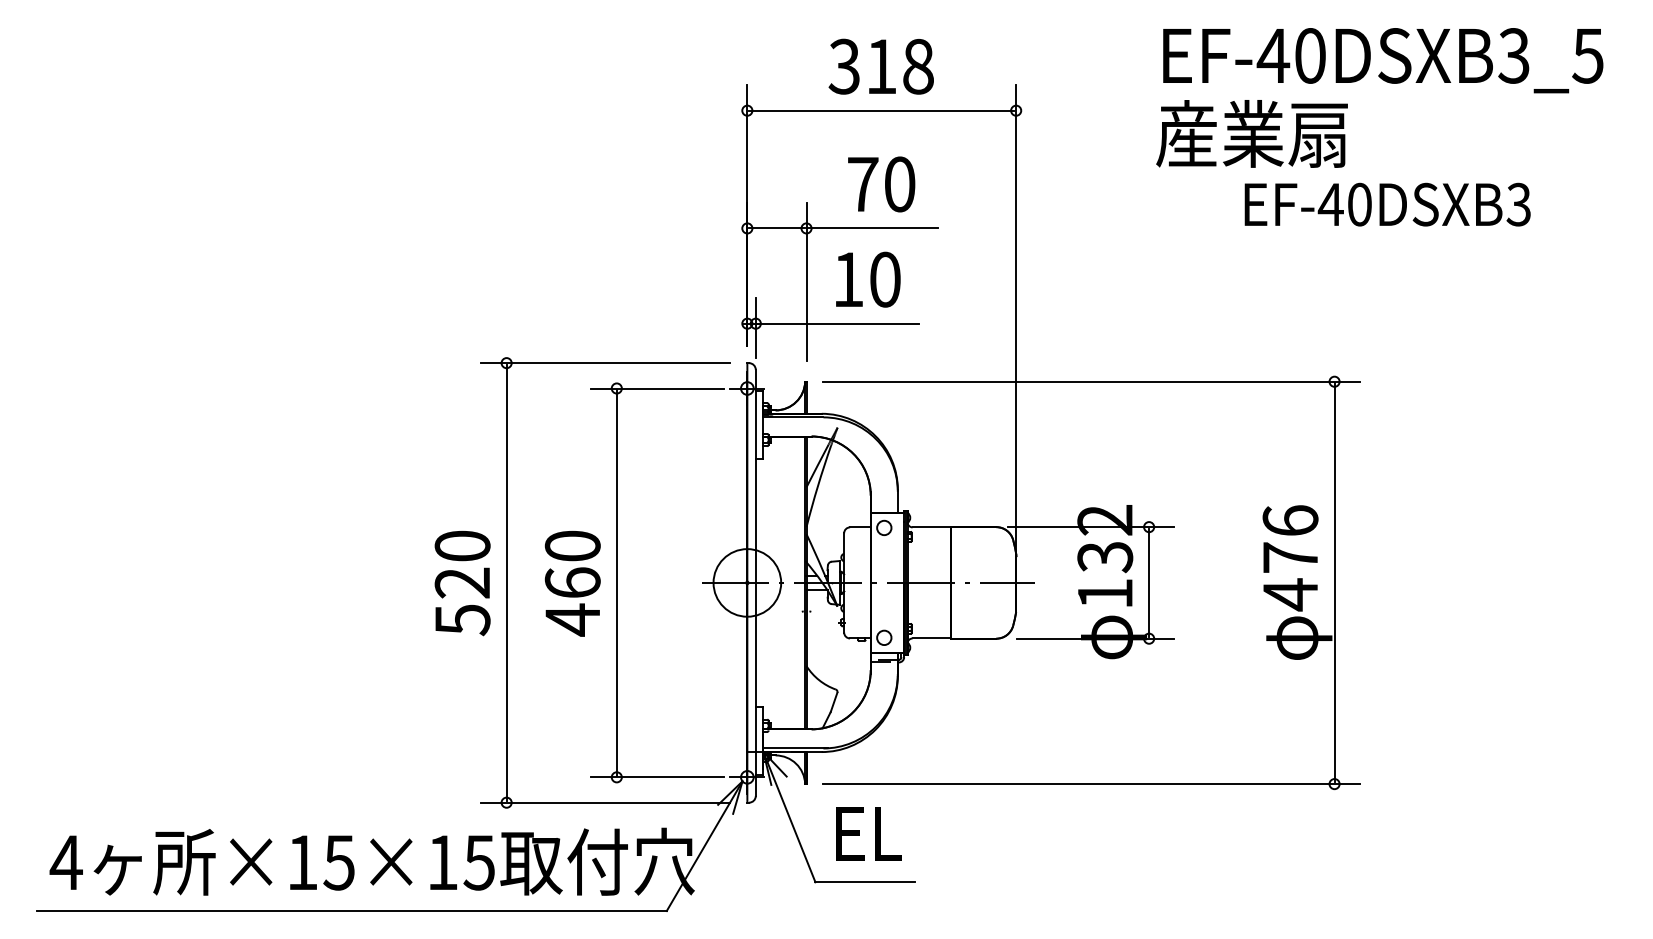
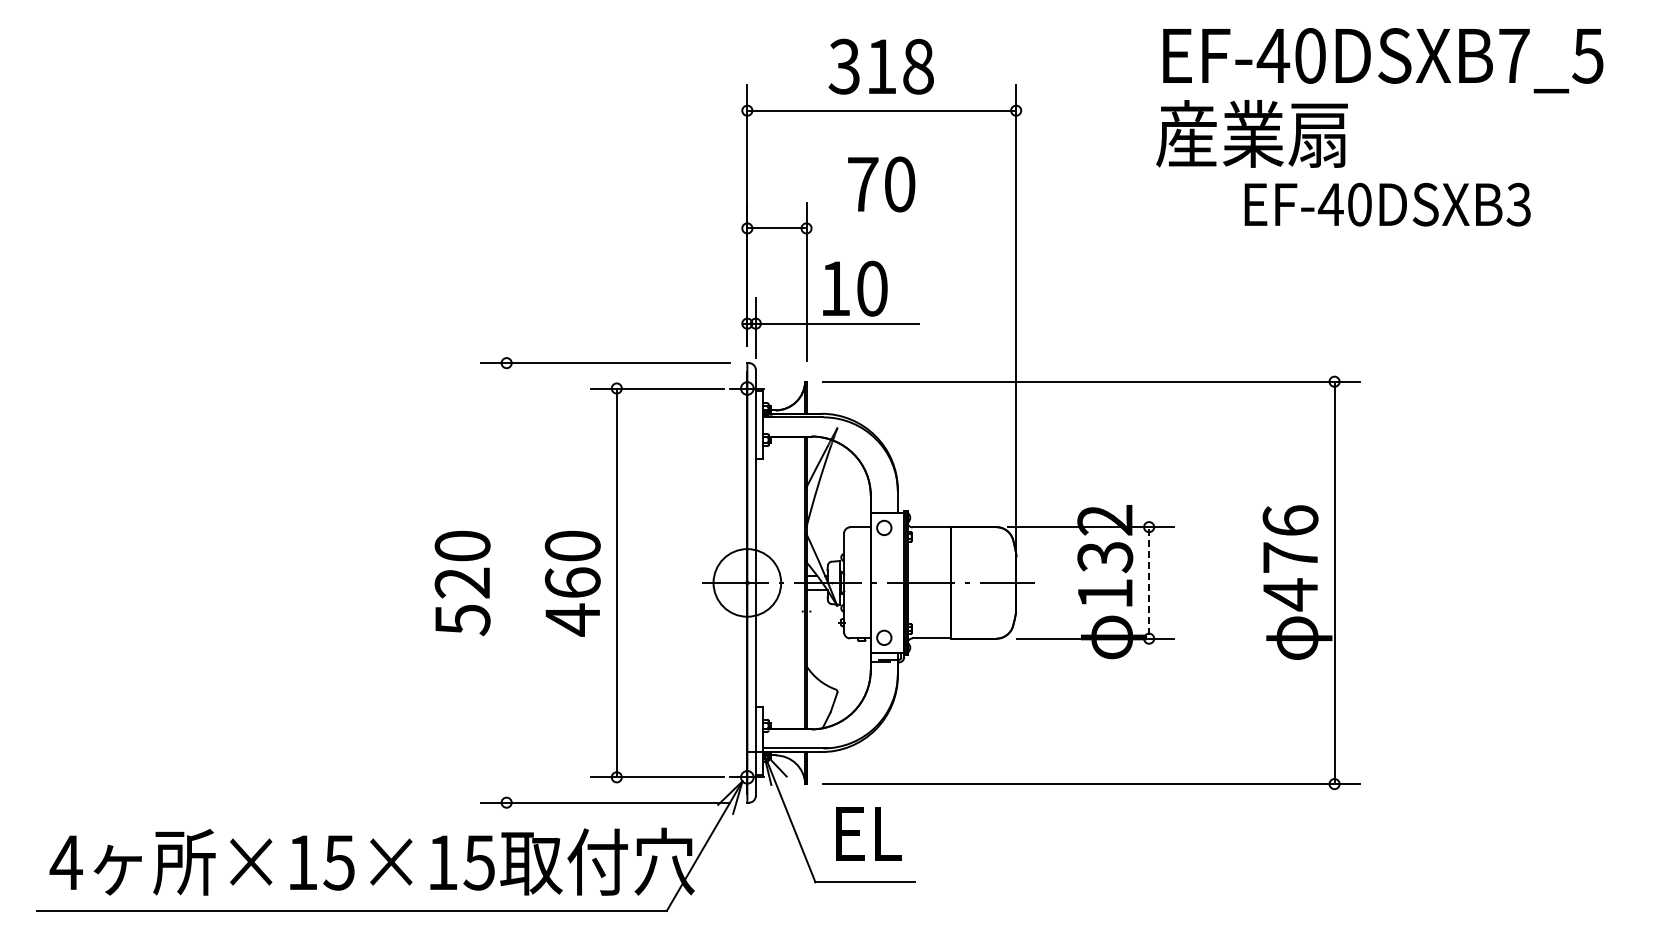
text: EF-40DSXB3_5 -> EF-40DSXB7_5 (1513, 55)
line: present -> none (872, 228)
text position: (868, 279) -> (855, 288) (855, 288)
line: present -> none (506, 582)
line: solid -> dashed (1149, 583)
